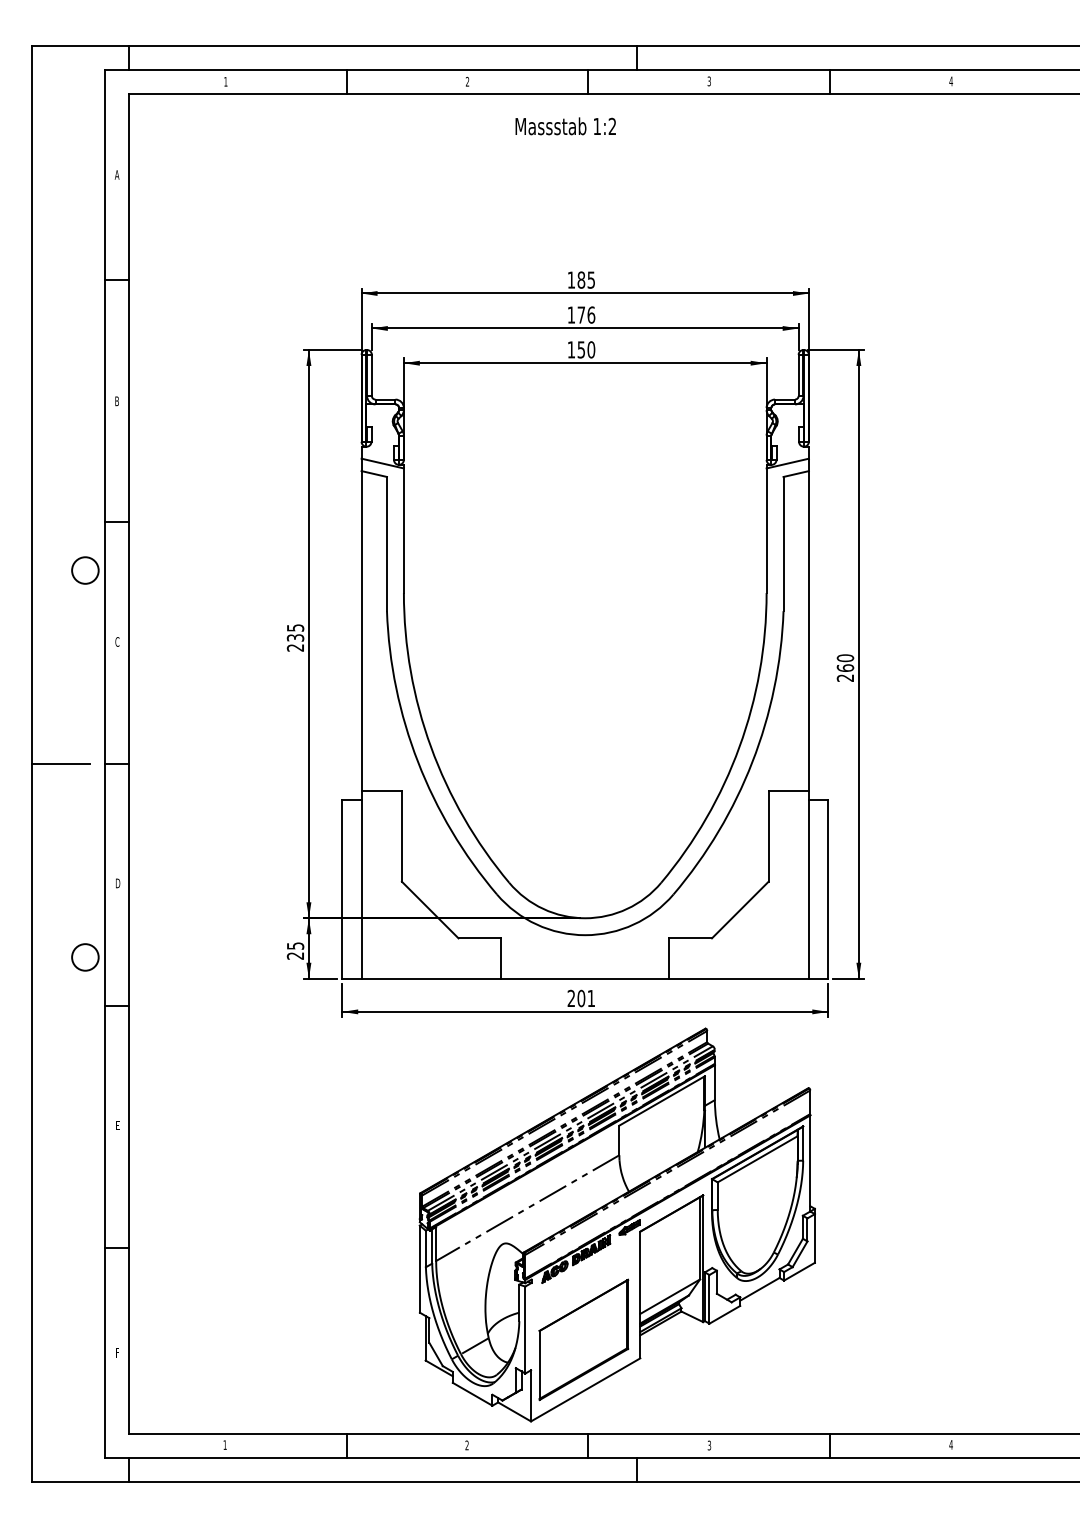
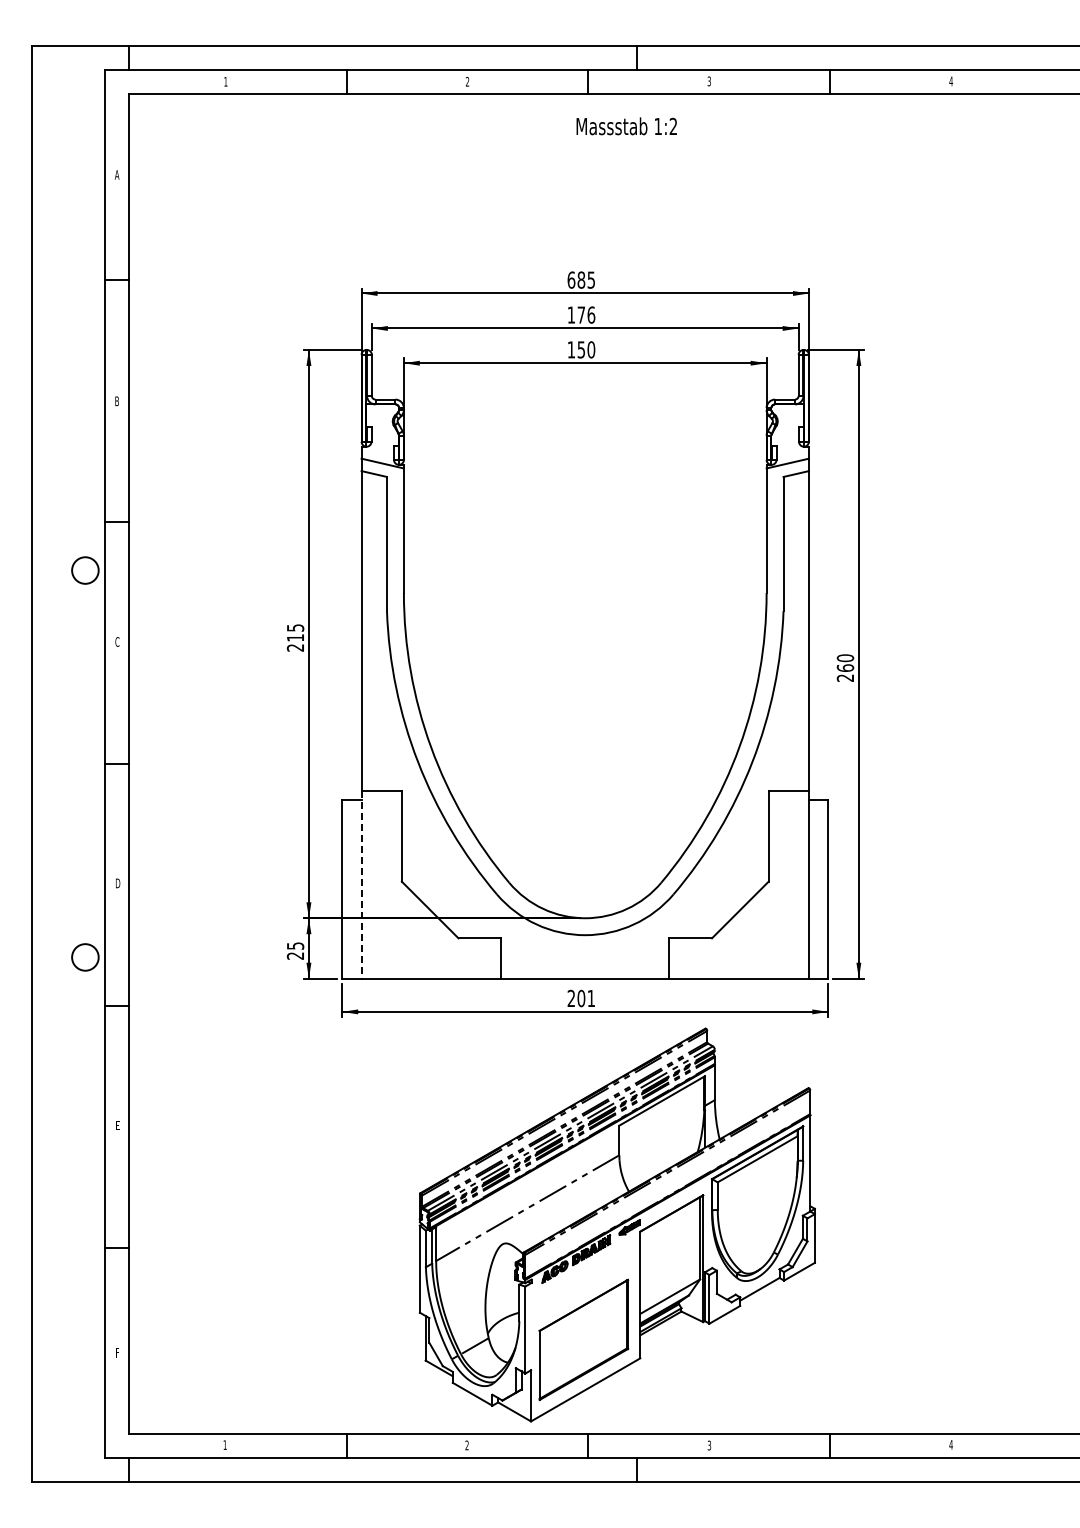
text position: (565, 126) -> (626, 126) (626, 126)
text: 185 -> 685 (571, 279)
text: 235 -> 215 (295, 637)
line: present -> none (61, 764)
line: solid -> dashed (361, 884)
